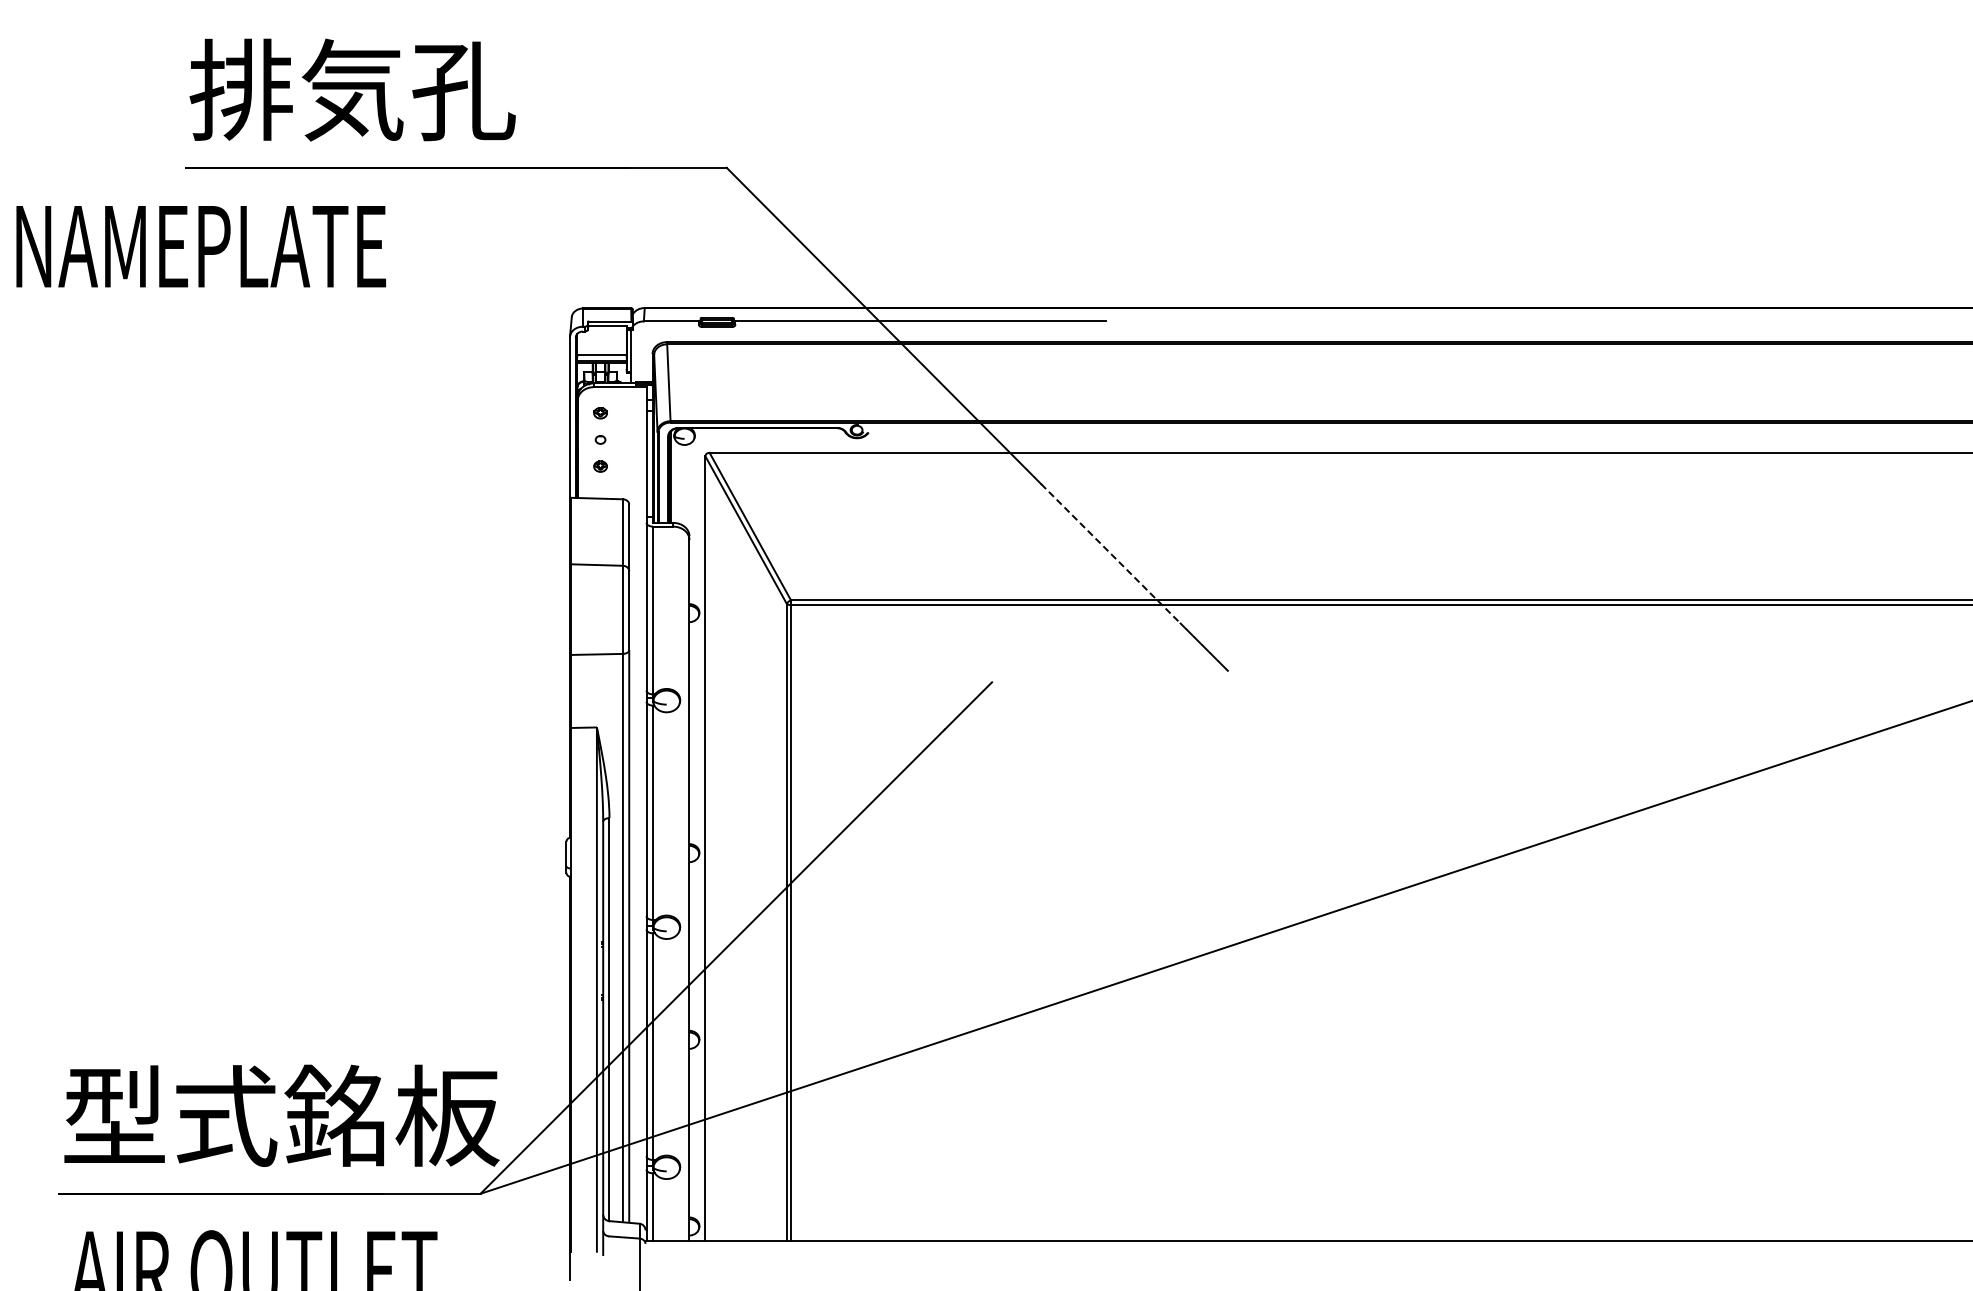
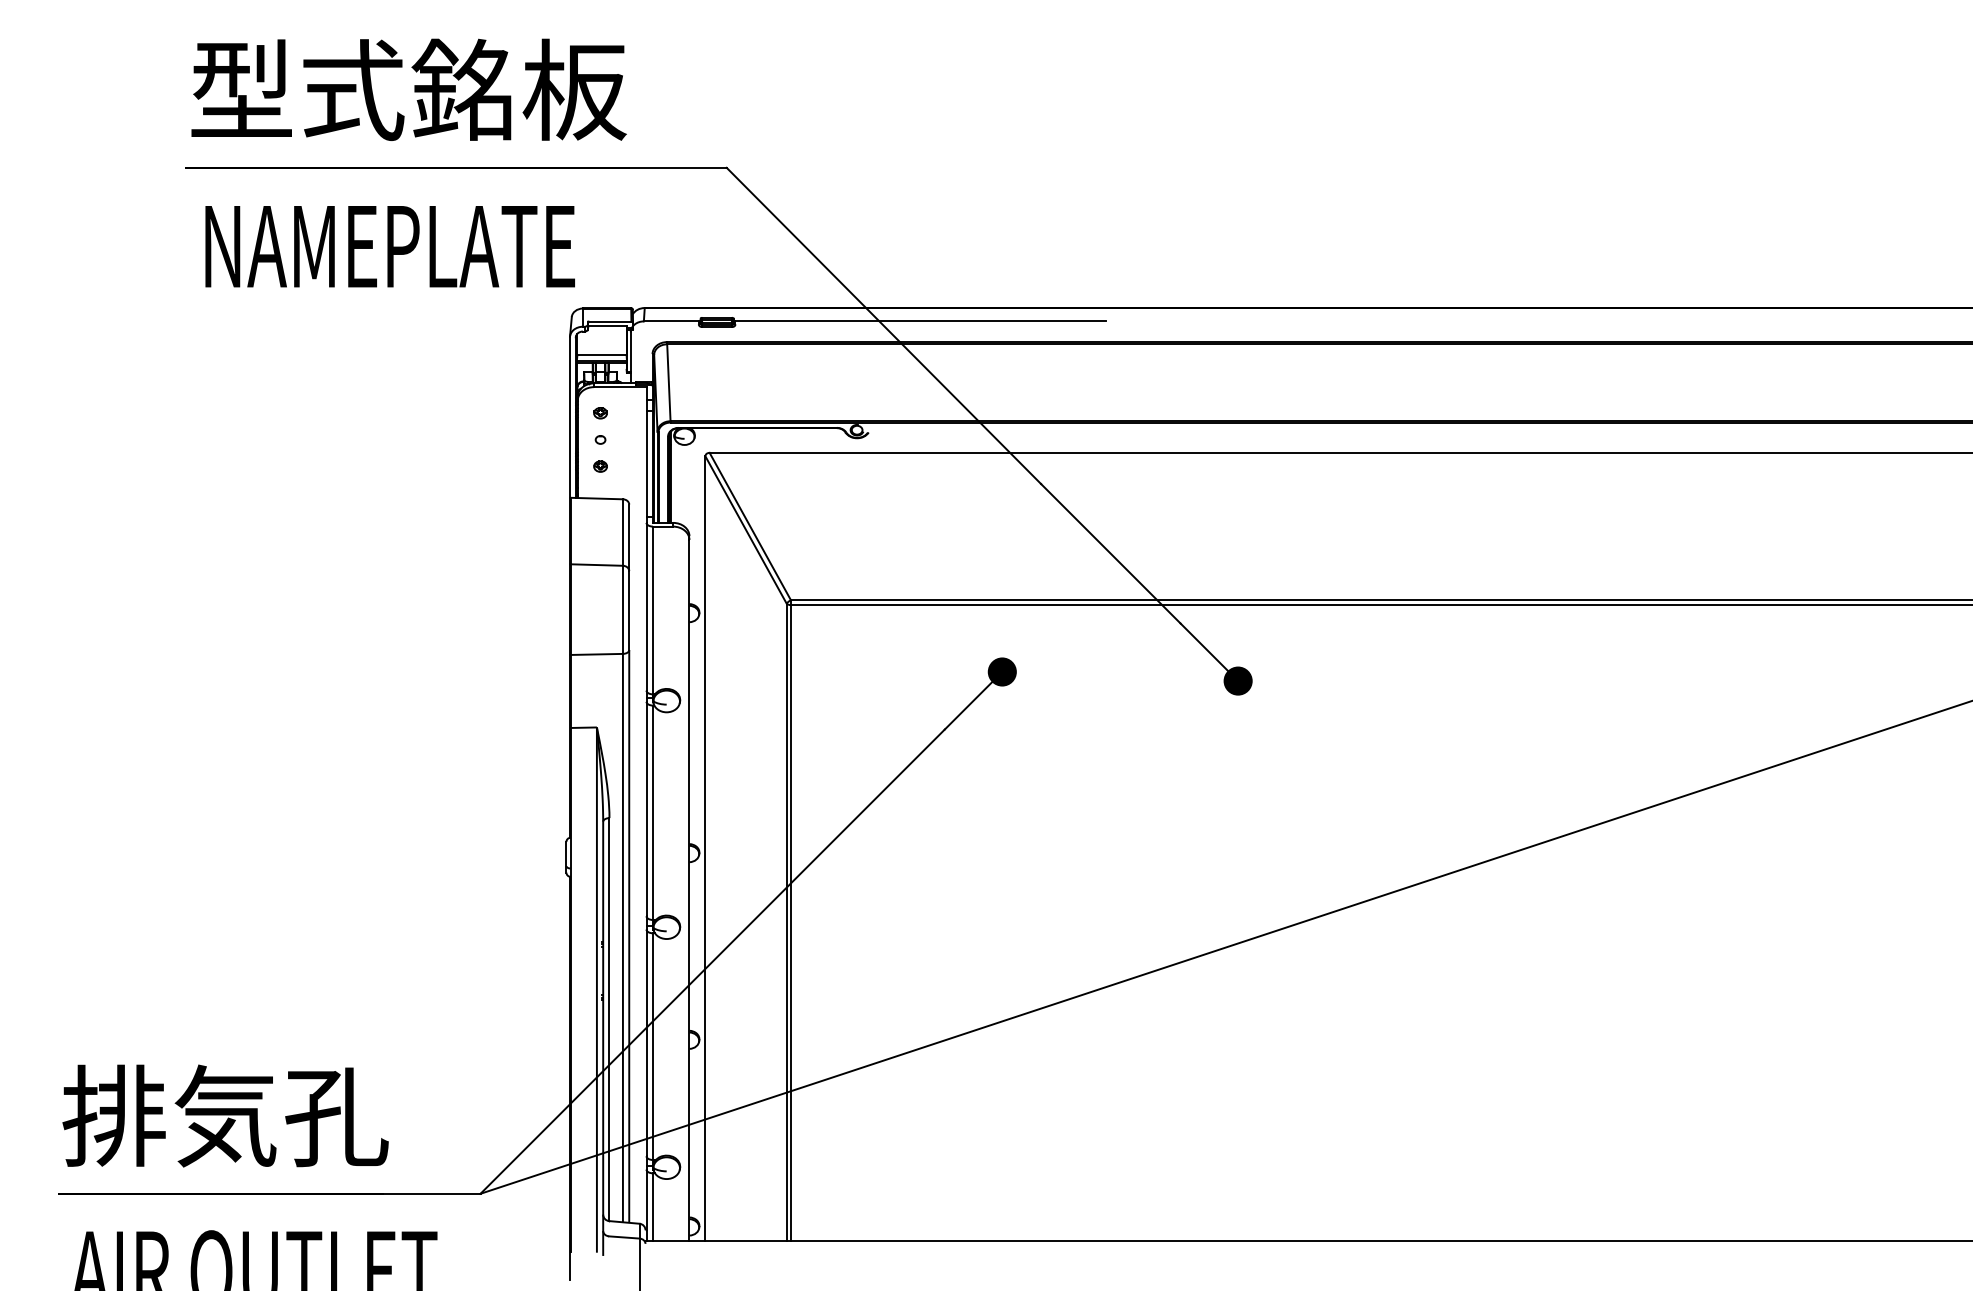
text: 排気孔 -> 型式銘板 (407, 89)
text position: (200, 246) -> (389, 246) (389, 246)
line: dashed -> solid (1110, 553)
fill: none -> present (1001, 671)
fill: none -> present (1237, 680)
text: 型式銘板 -> 排気孔 (280, 1115)
